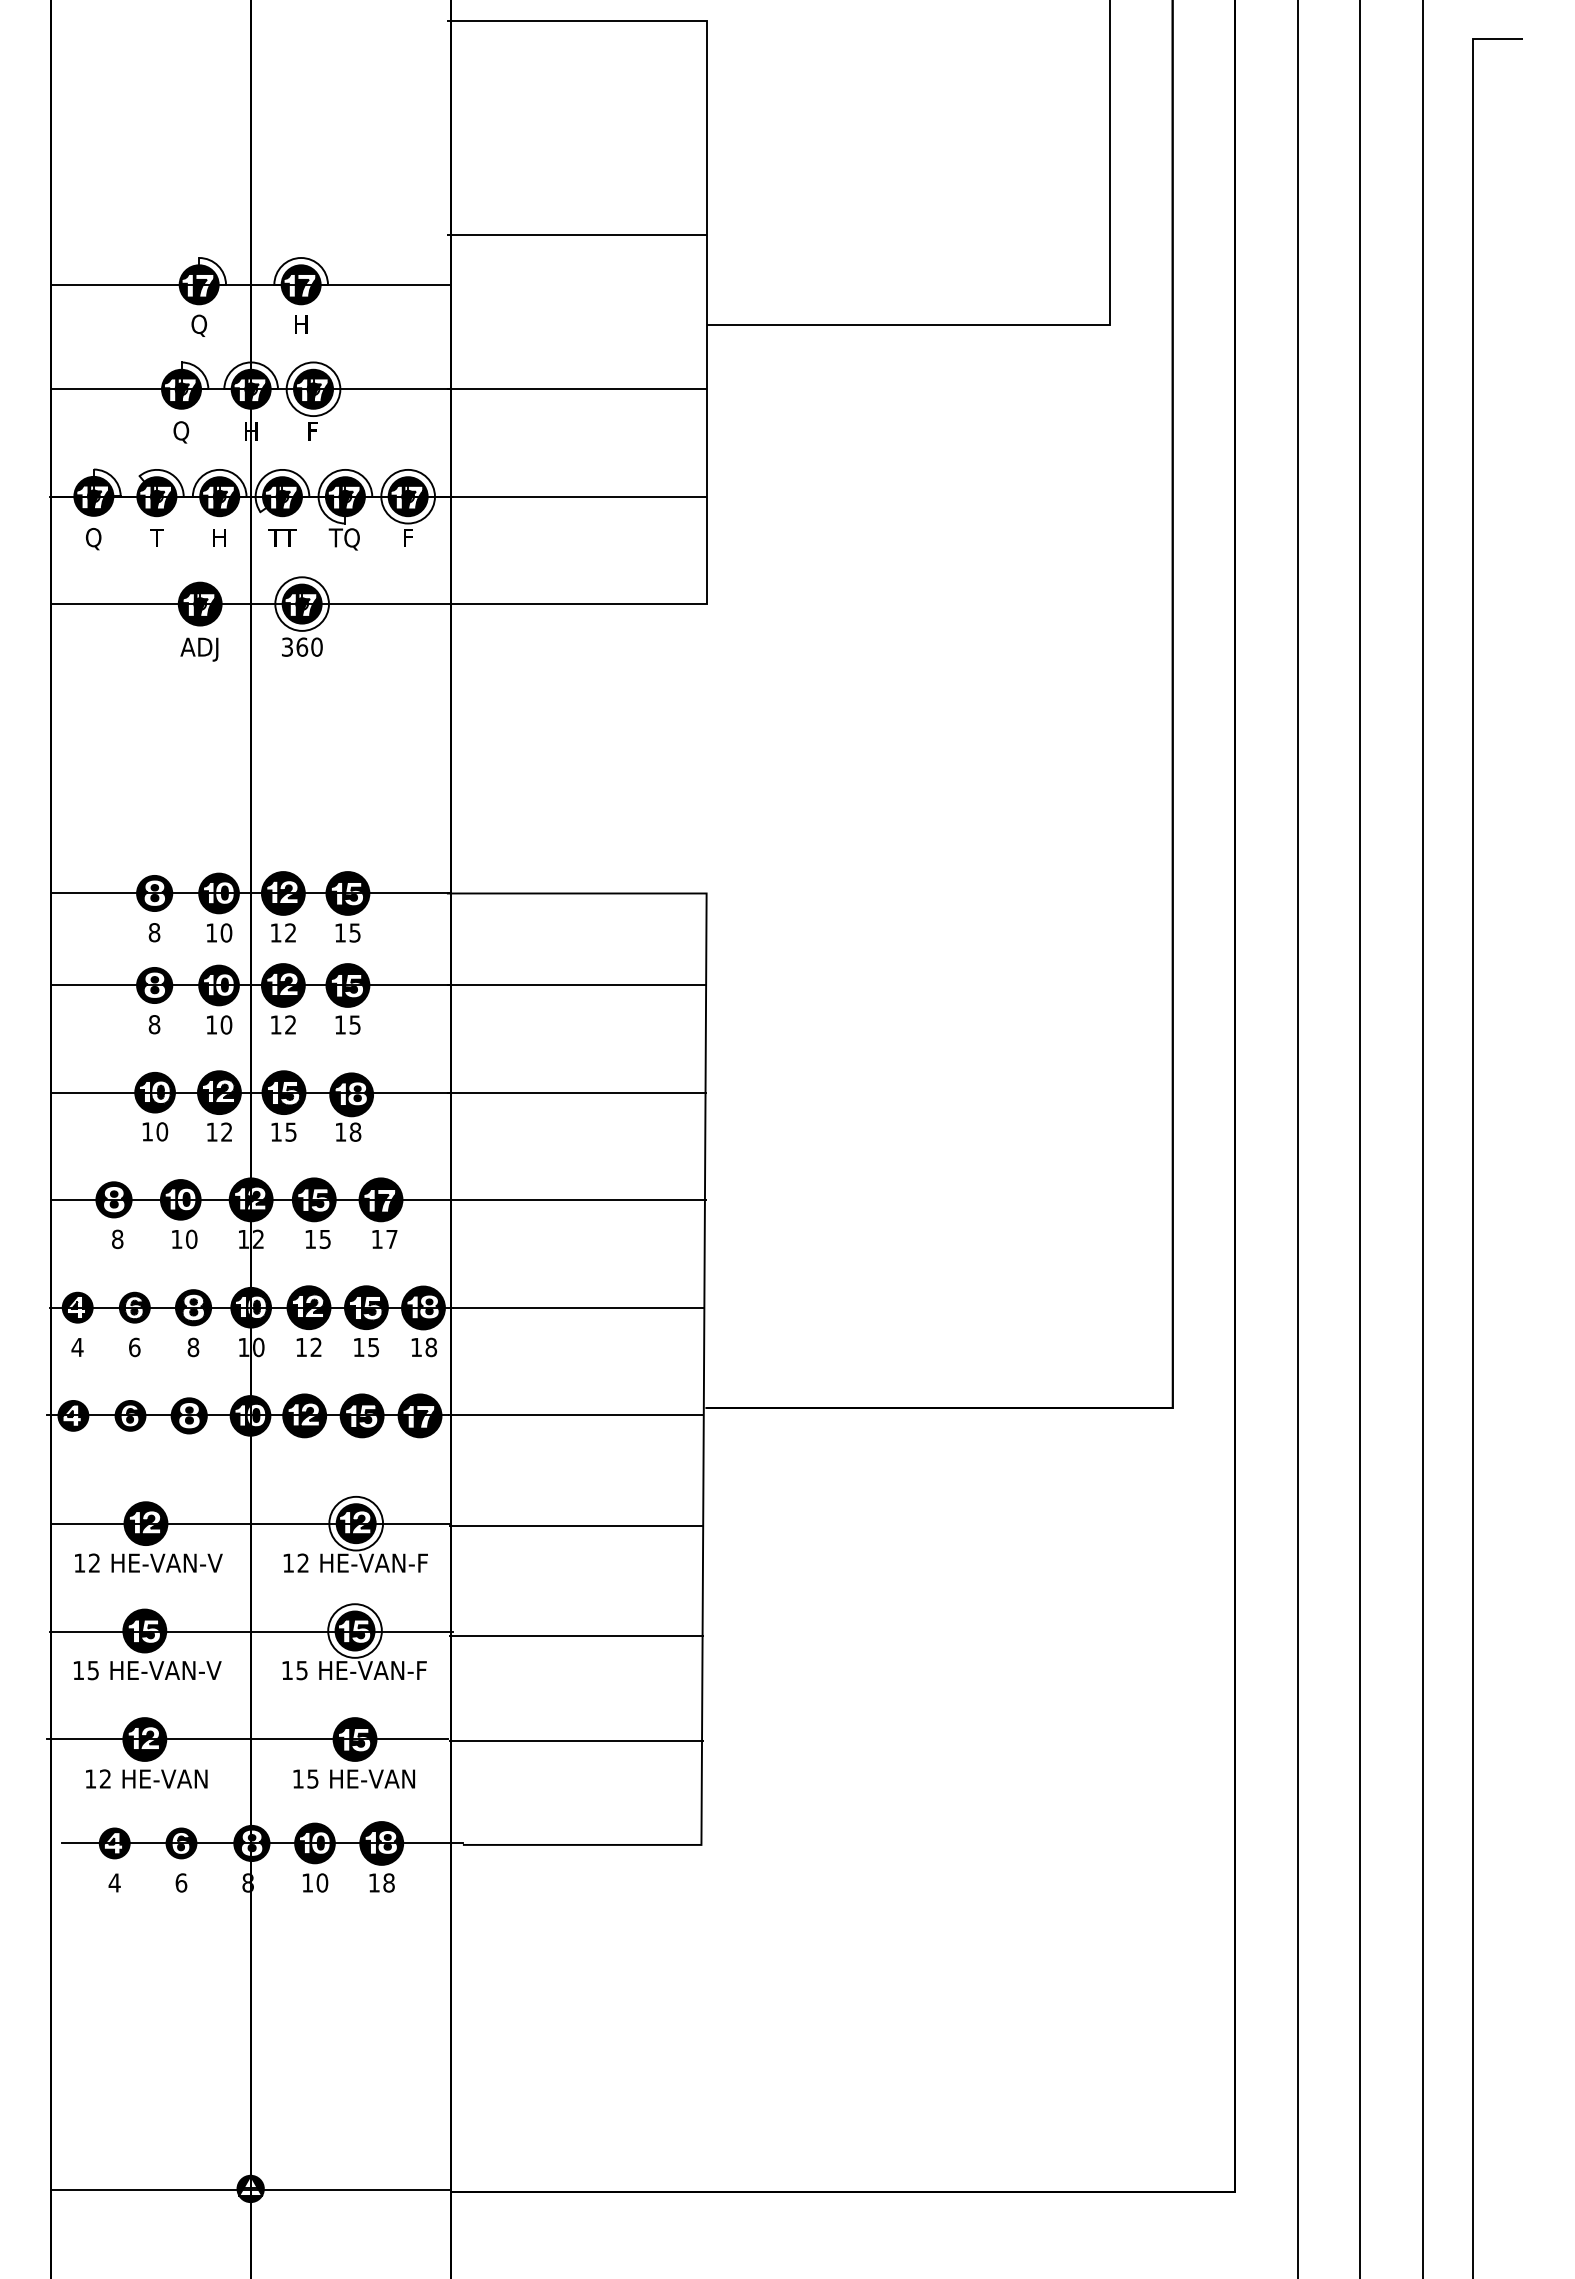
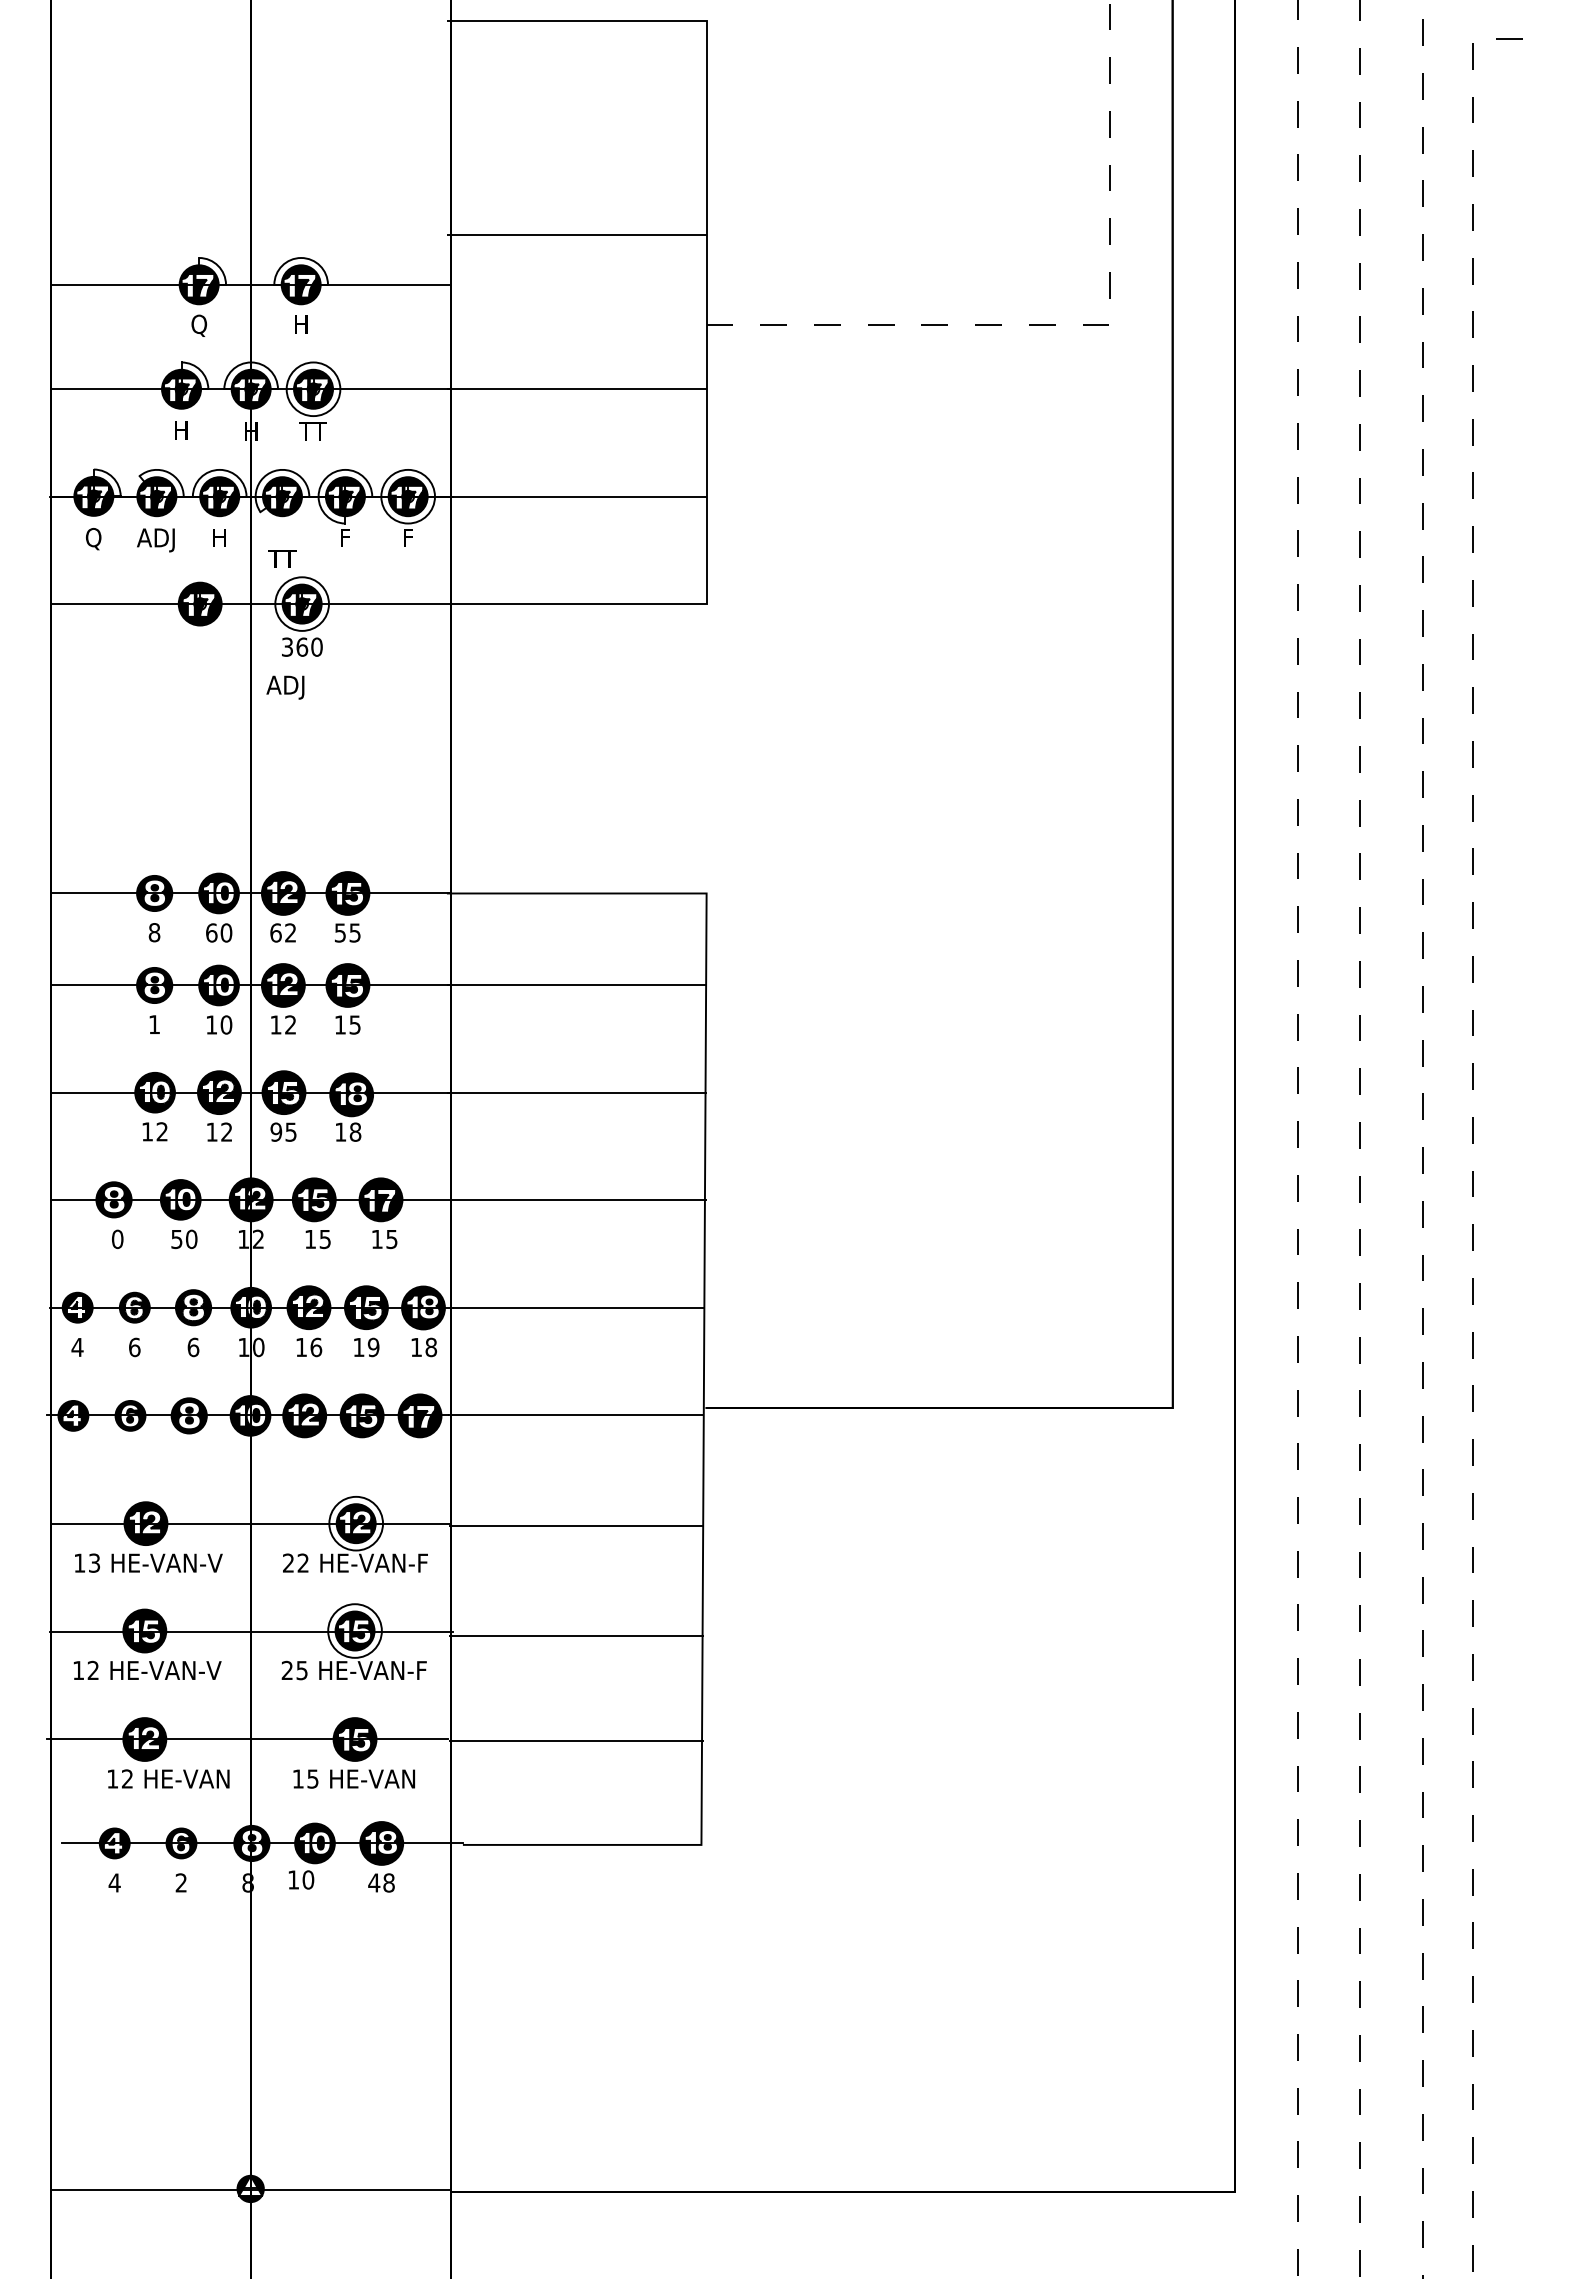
line: solid -> dashed (1071, 325)
text: F -> TT (312, 431)
text: Q -> H (181, 432)
text position: (282, 537) -> (282, 558) (282, 558)
text: TQ -> F (343, 539)
text: T -> ADJ (155, 540)
text position: (199, 649) -> (285, 687) (285, 687)
text: 10 -> 60 (211, 932)
text: 12 -> 62 (275, 932)
text: 15 -> 55 (339, 932)
text: 8 -> 1 (154, 1024)
text: 10 -> 12 (162, 1131)
text: 15 -> 95 (276, 1131)
line: solid -> dashed (1472, 1133)
line: solid -> dashed (1297, 1139)
line: solid -> dashed (1360, 1139)
line: solid -> dashed (1423, 1139)
text: 8 -> 0 (117, 1239)
text: 10 -> 50 (176, 1239)
text: 17 -> 15 (391, 1239)
text: 8 -> 6 (193, 1346)
text: 15 -> 19 (373, 1346)
text: 12 -> 16 (316, 1347)
text: 12 -> 22 (288, 1562)
text: 12 -> 13 (94, 1563)
text: 15 -> 25 (286, 1669)
text: 15 -> 12 (92, 1670)
text position: (146, 1778) -> (168, 1778) (168, 1778)
text: 6 -> 2 (181, 1882)
text position: (315, 1882) -> (301, 1879) (301, 1879)
text: 18 -> 48 (374, 1882)
